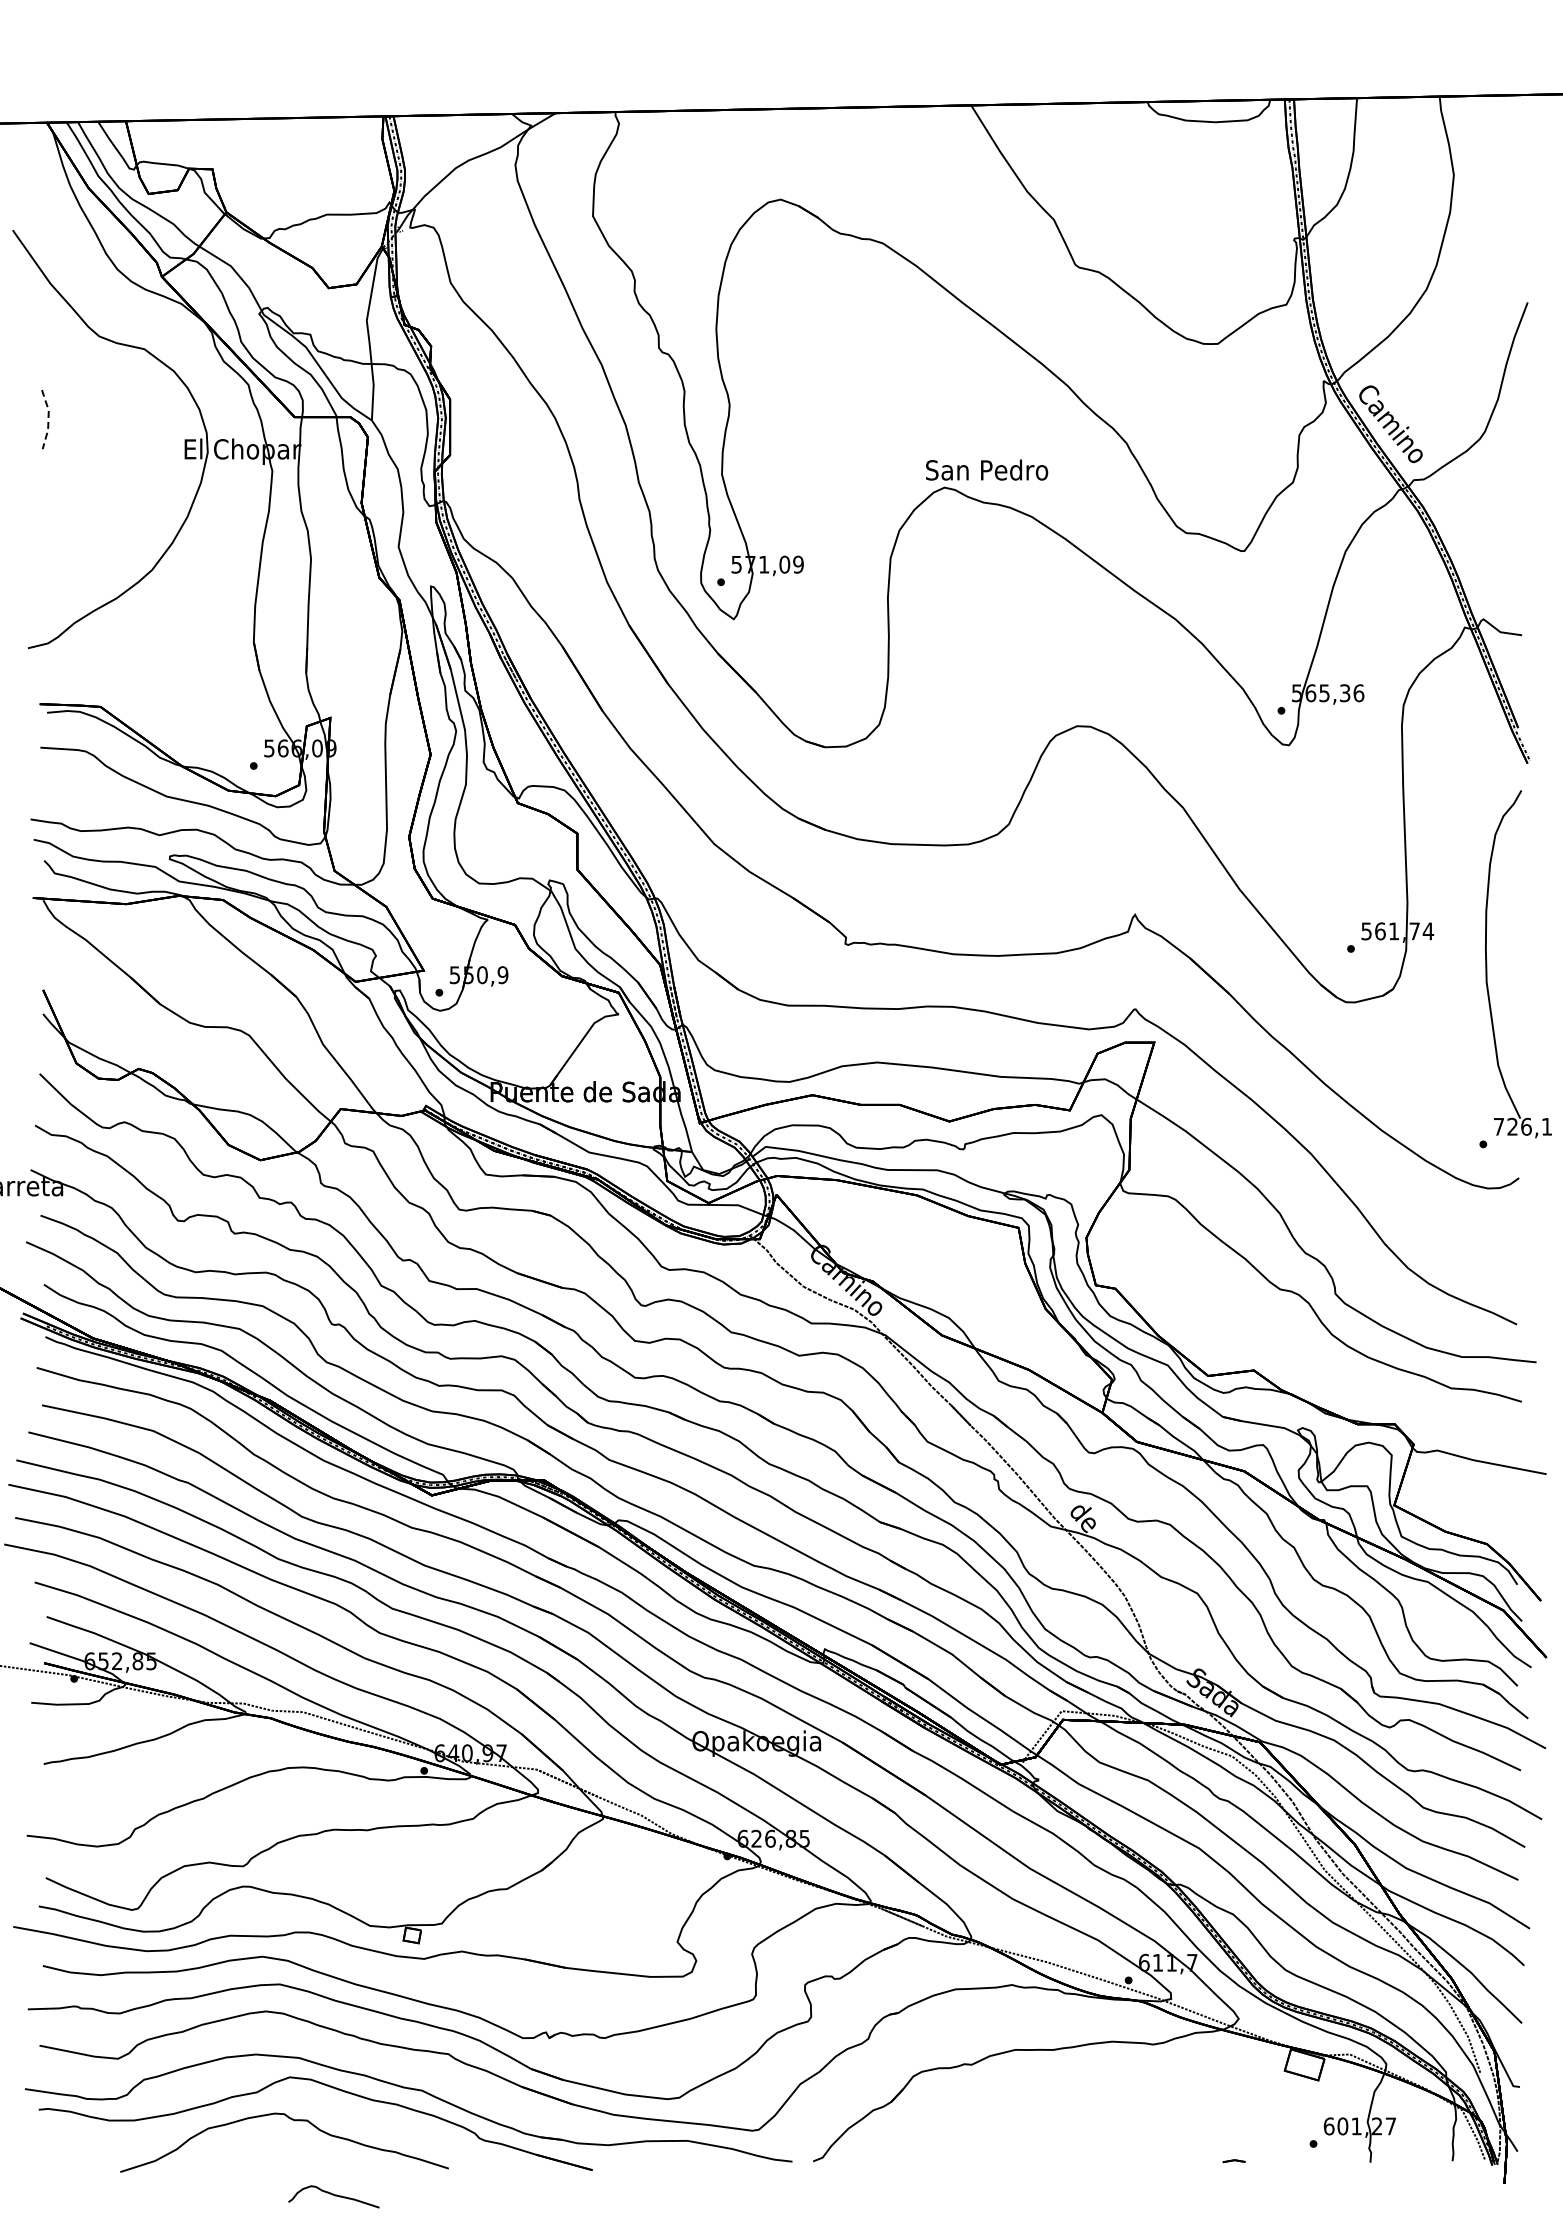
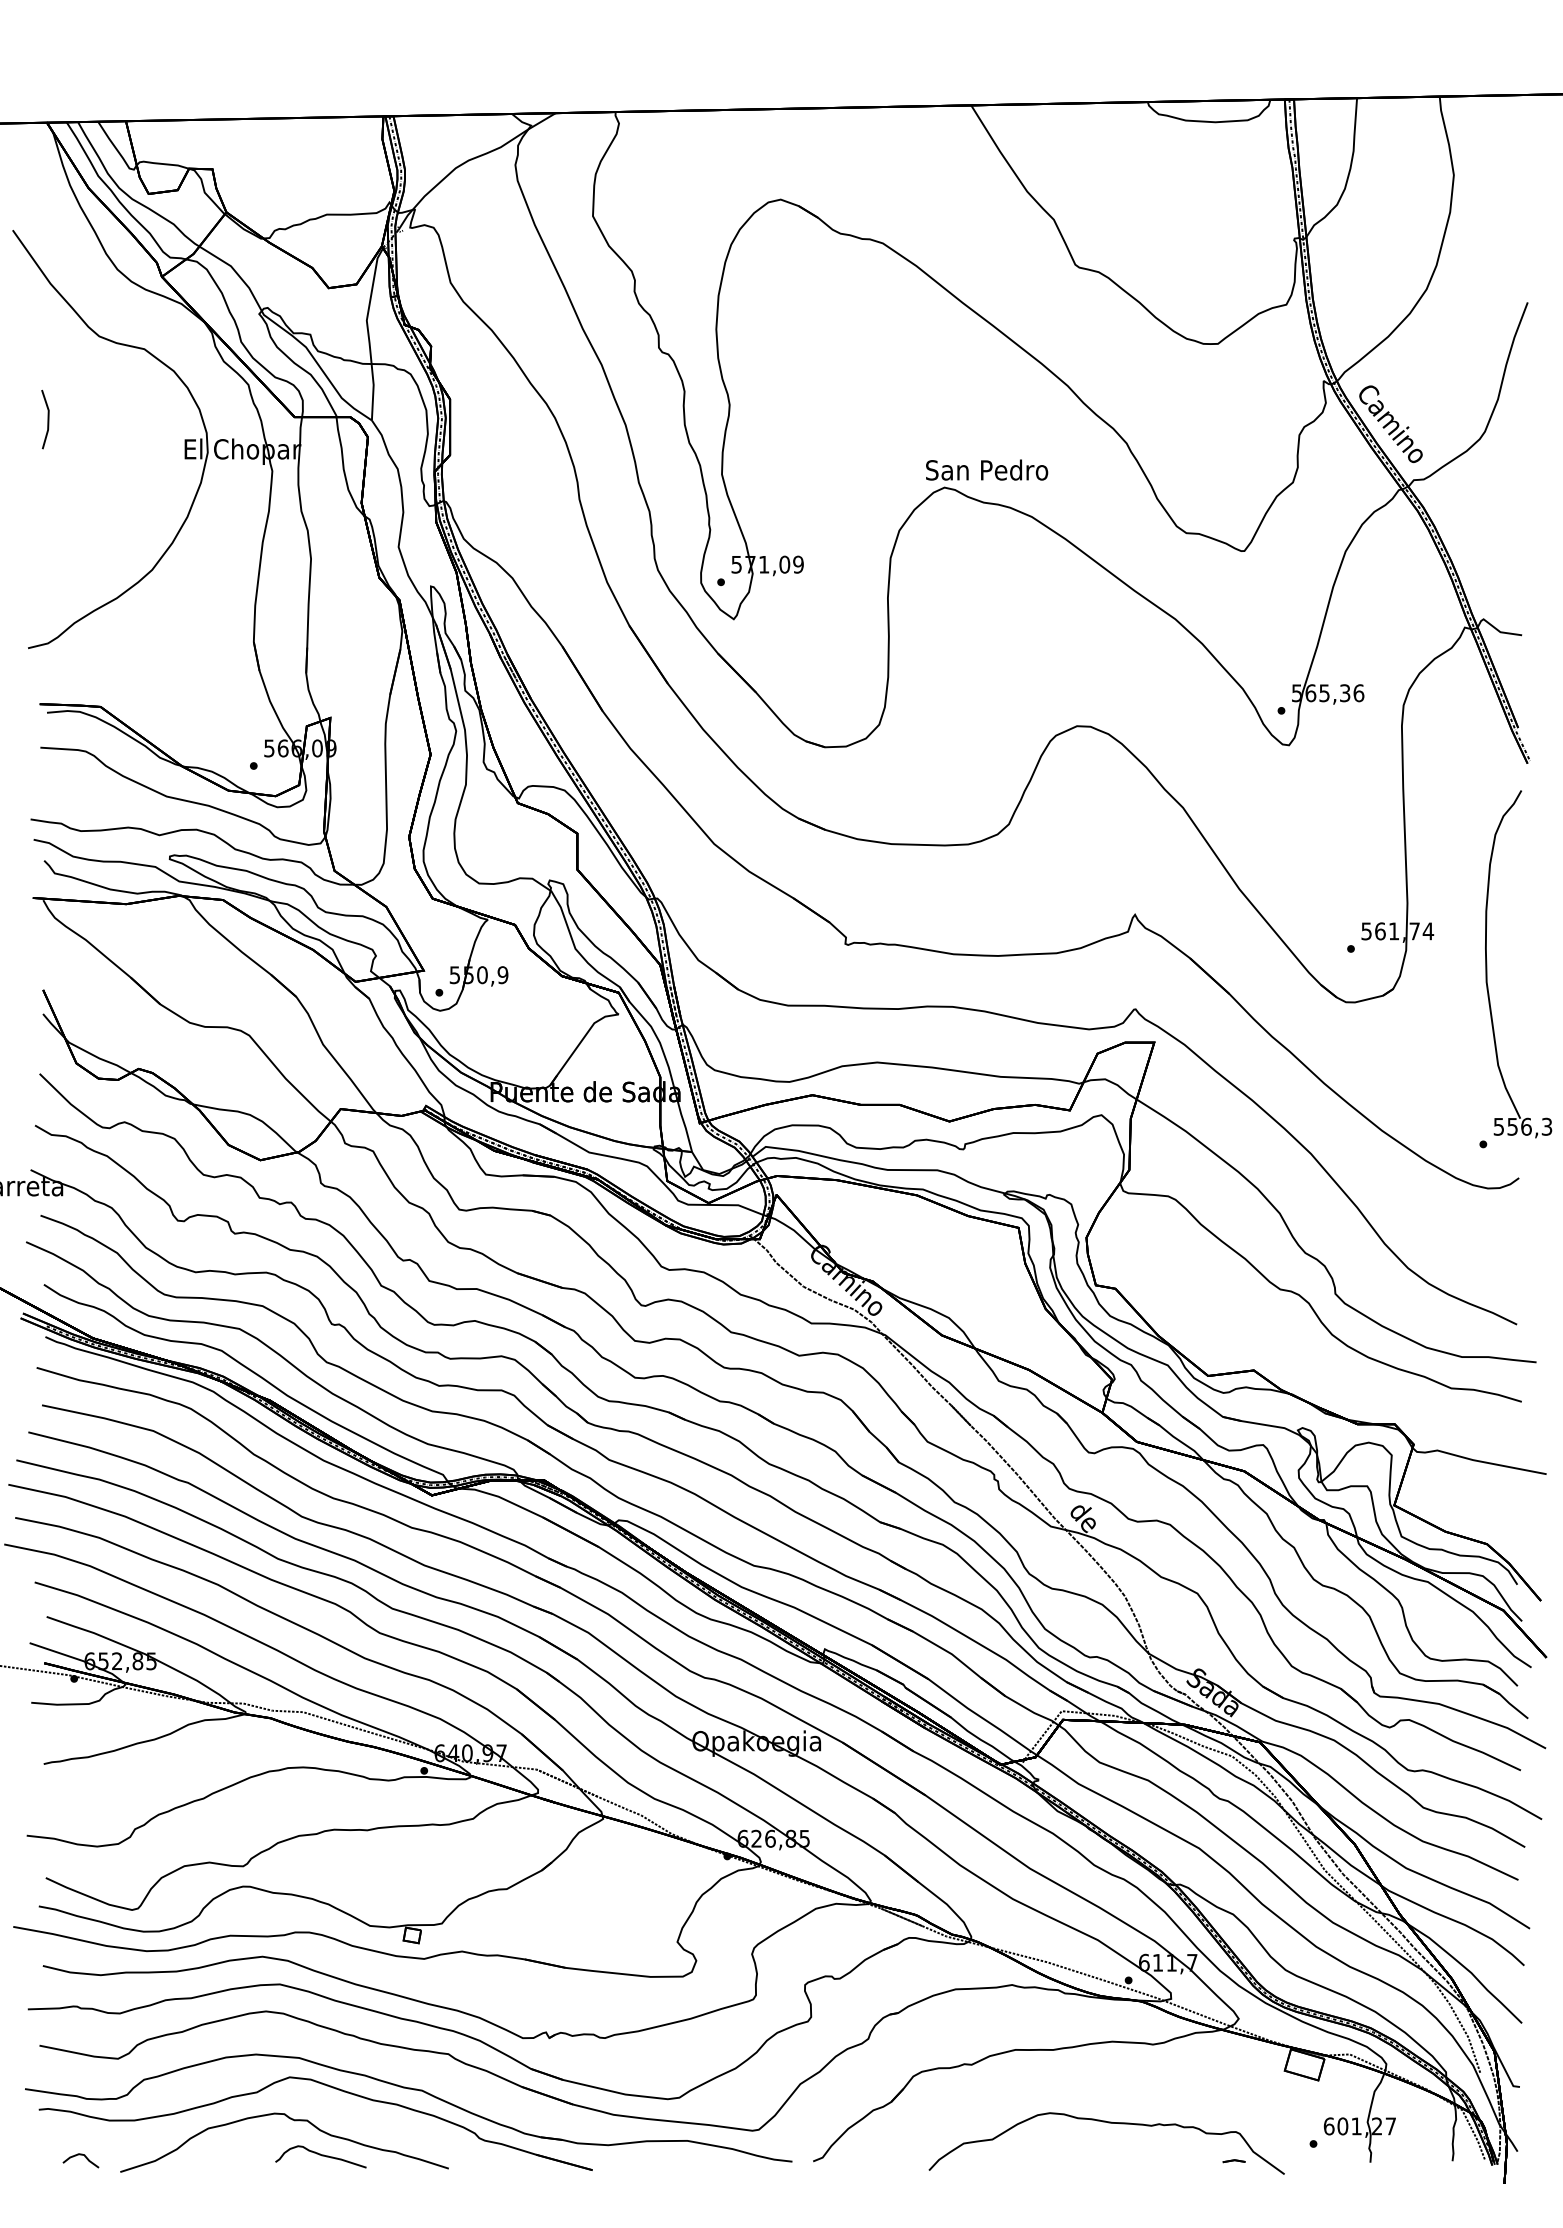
line: dashed -> solid (48, 419)
text: 726,1 -> 556,3 (1522, 1126)
curve: none -> present (1108, 2123)
curve: none -> present (80, 2155)
curve position: (333, 2195) -> (320, 2155) (320, 2155)
